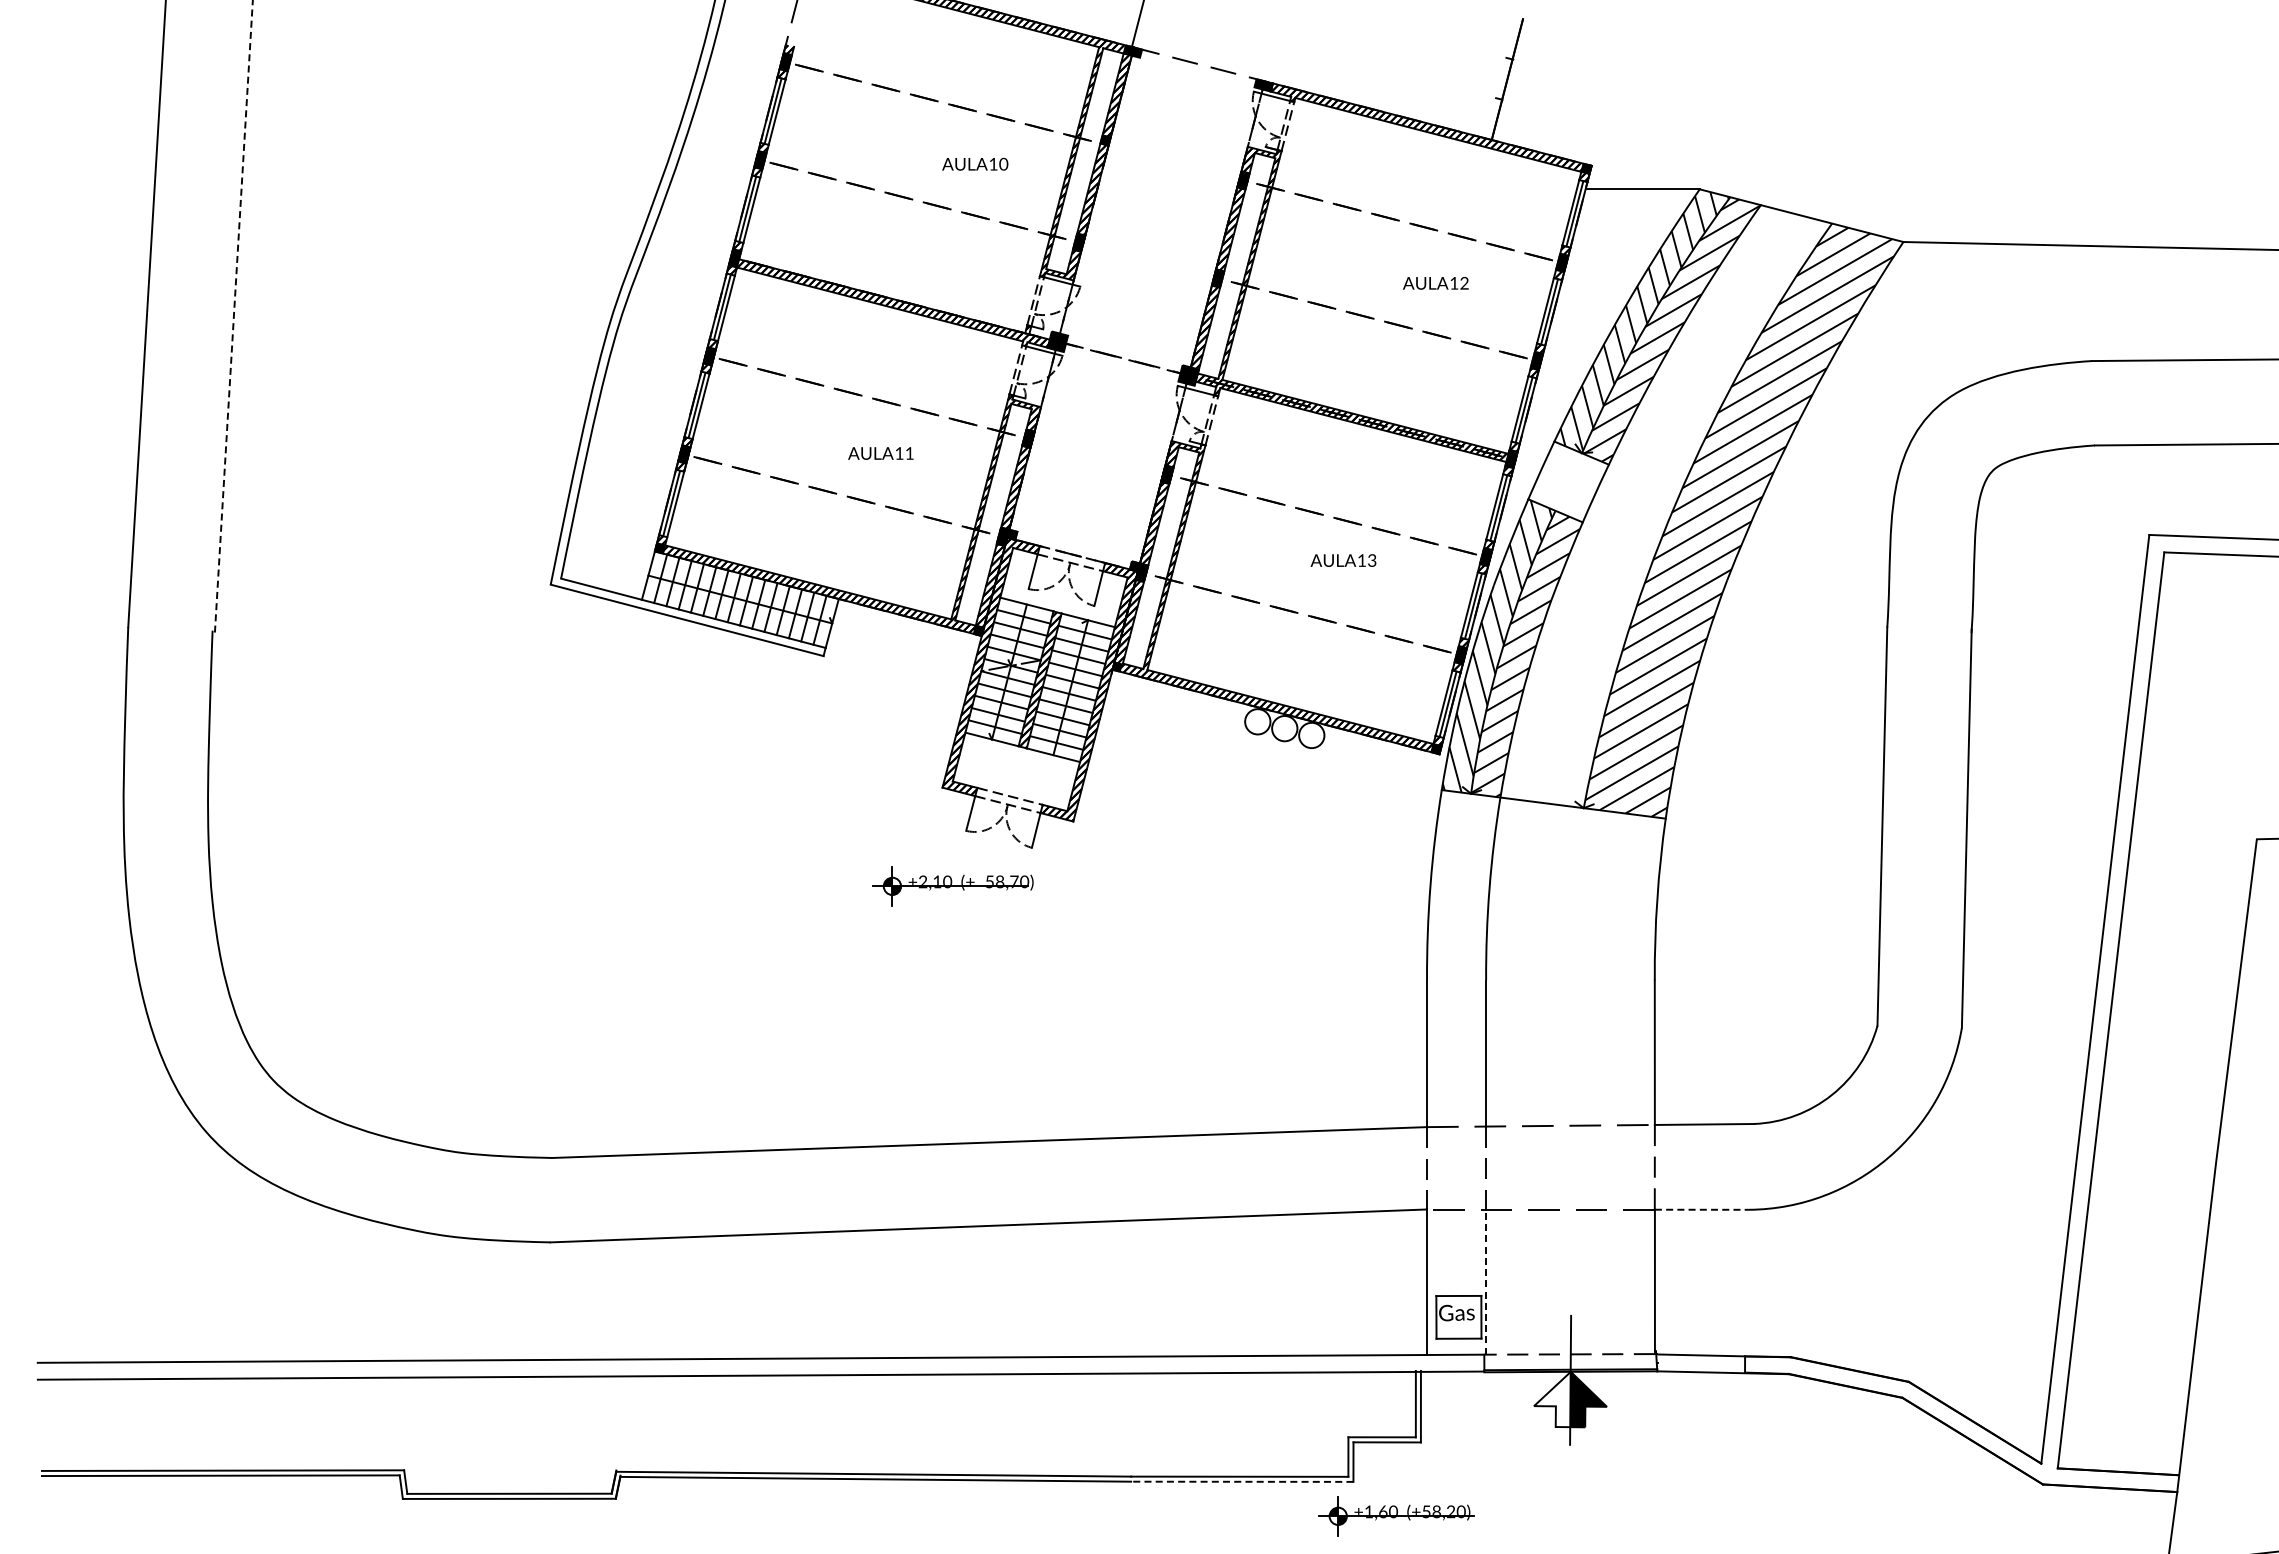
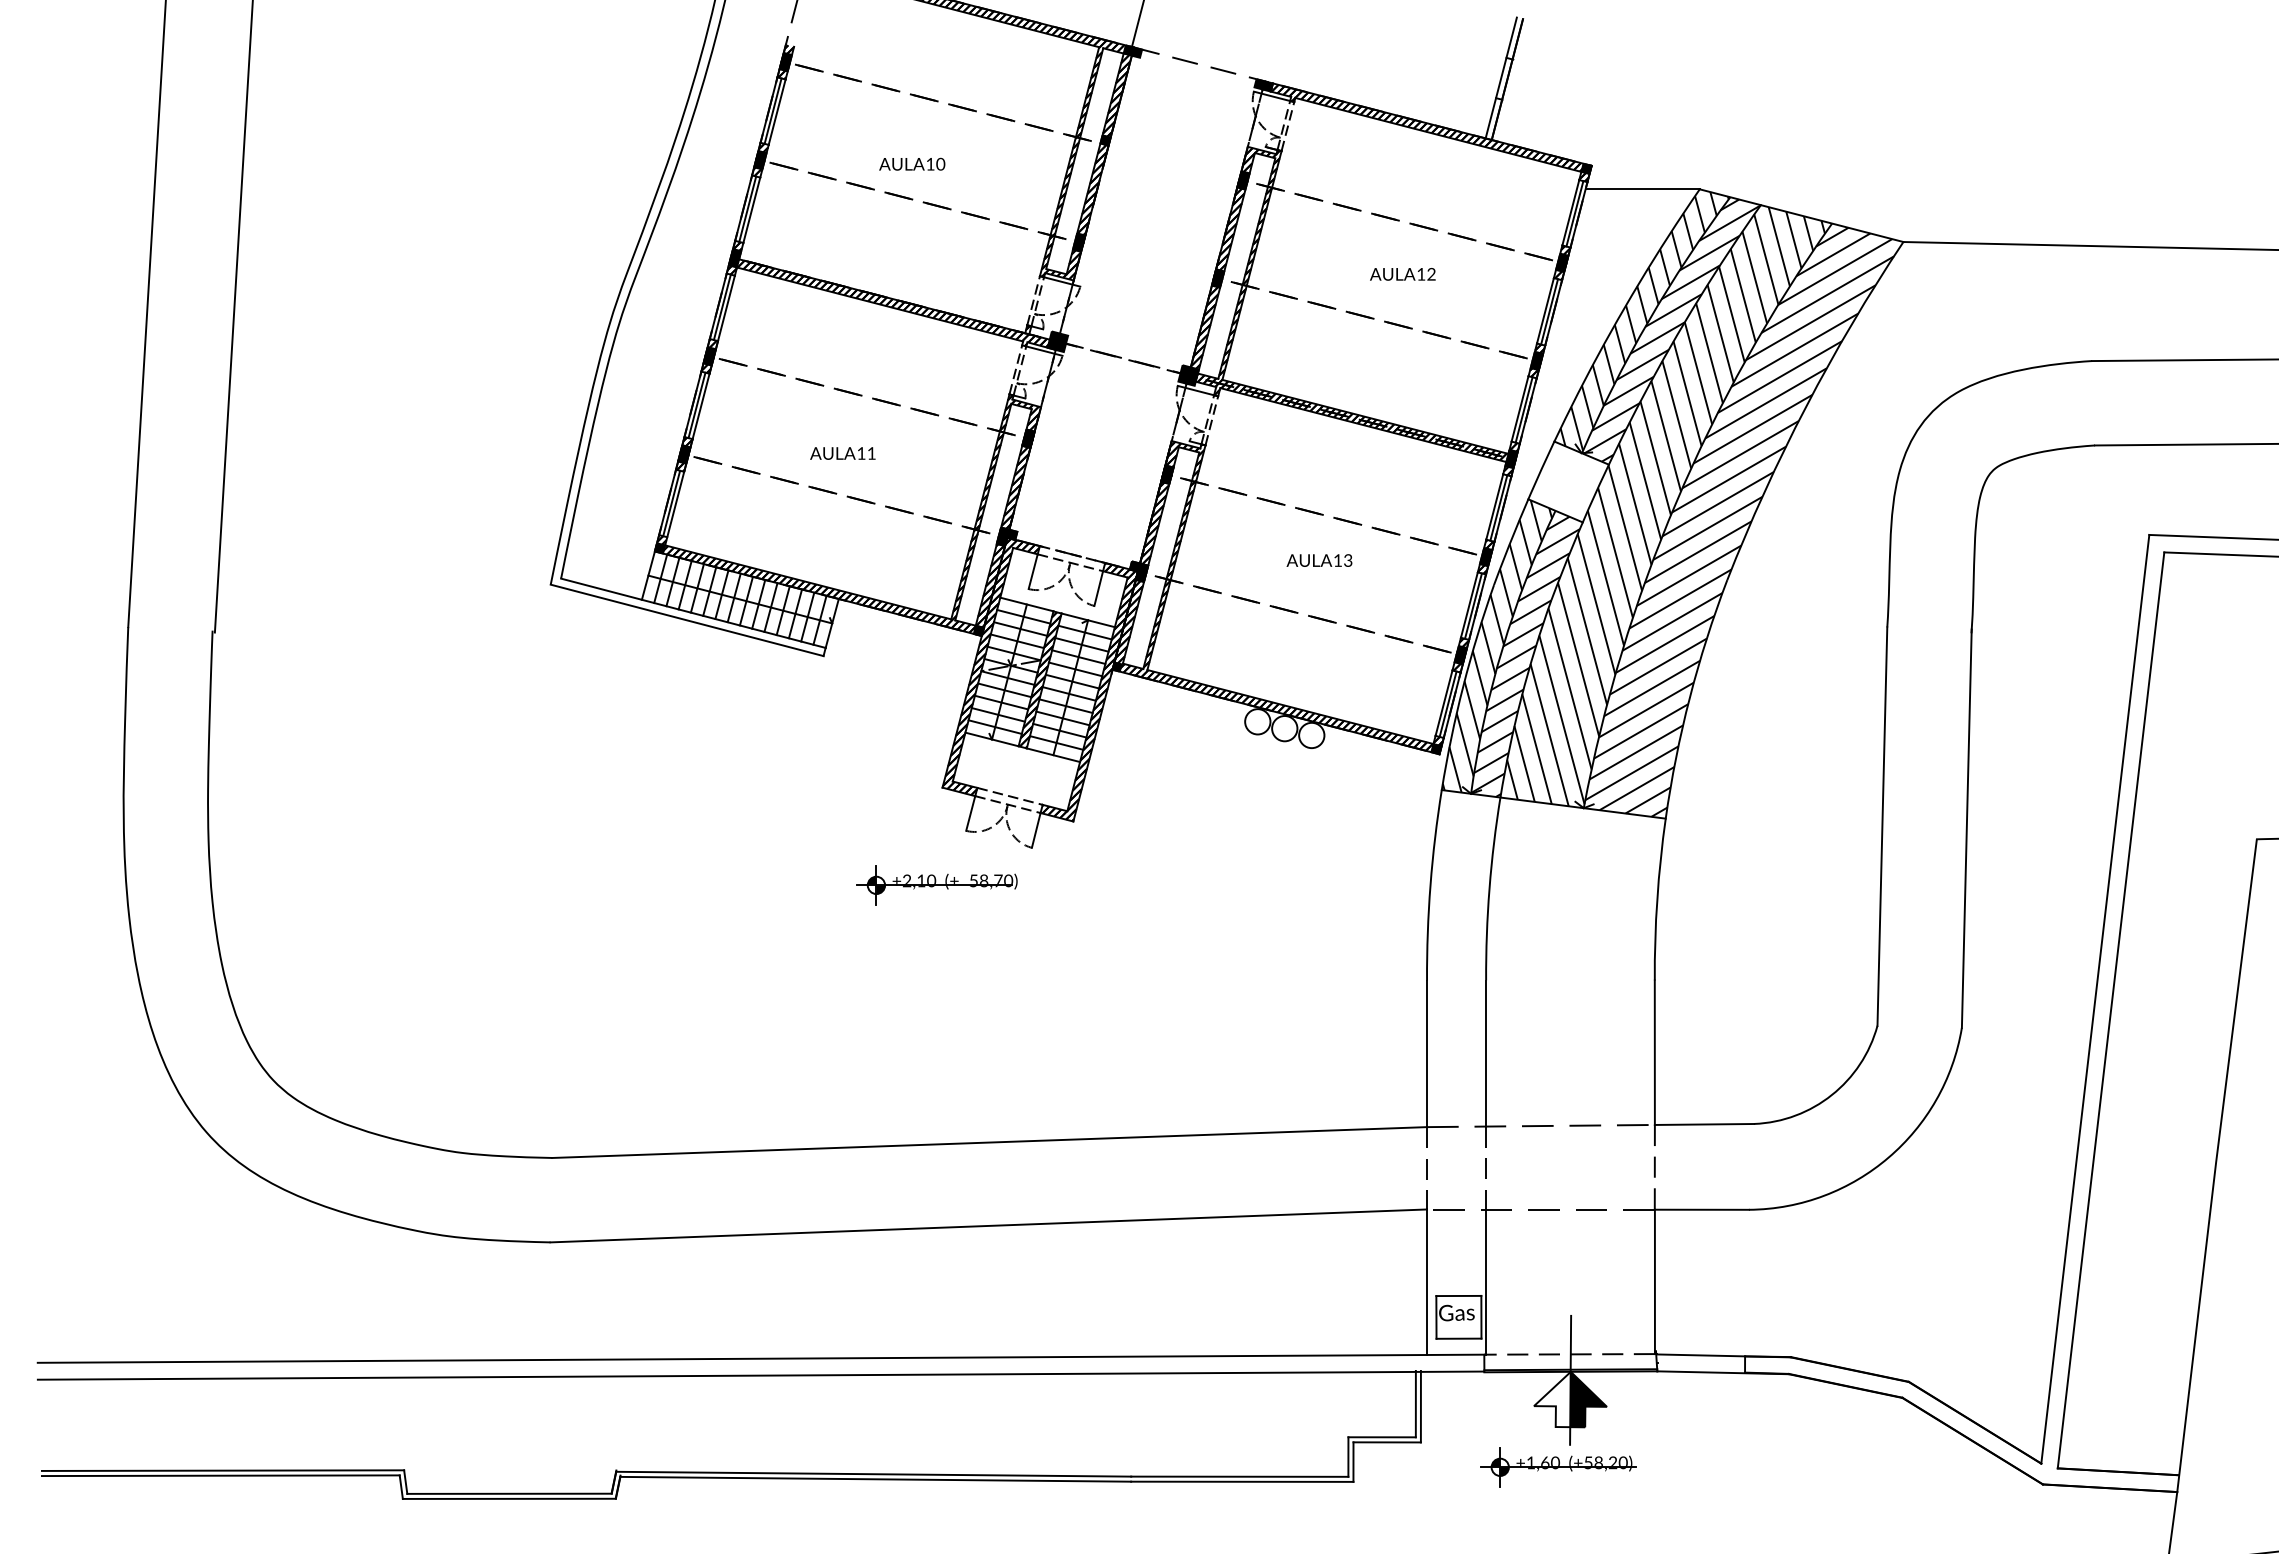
line: none -> present (1500, 77)
text position: (975, 163) -> (912, 163) (912, 163)
text position: (1435, 283) -> (1402, 274) (1402, 274)
line: dashed -> solid (233, 316)
text position: (880, 453) -> (842, 453) (842, 453)
hatch: none -> present (1662, 506)
text position: (1343, 560) -> (1319, 560) (1319, 560)
part position: (952, 886) -> (936, 885) (936, 885)
line: dashed -> solid (1702, 1209)
line: dashed -> solid (1486, 1282)
line: dashed -> solid (1241, 1481)
part position: (1396, 1516) -> (1558, 1467) (1558, 1467)
